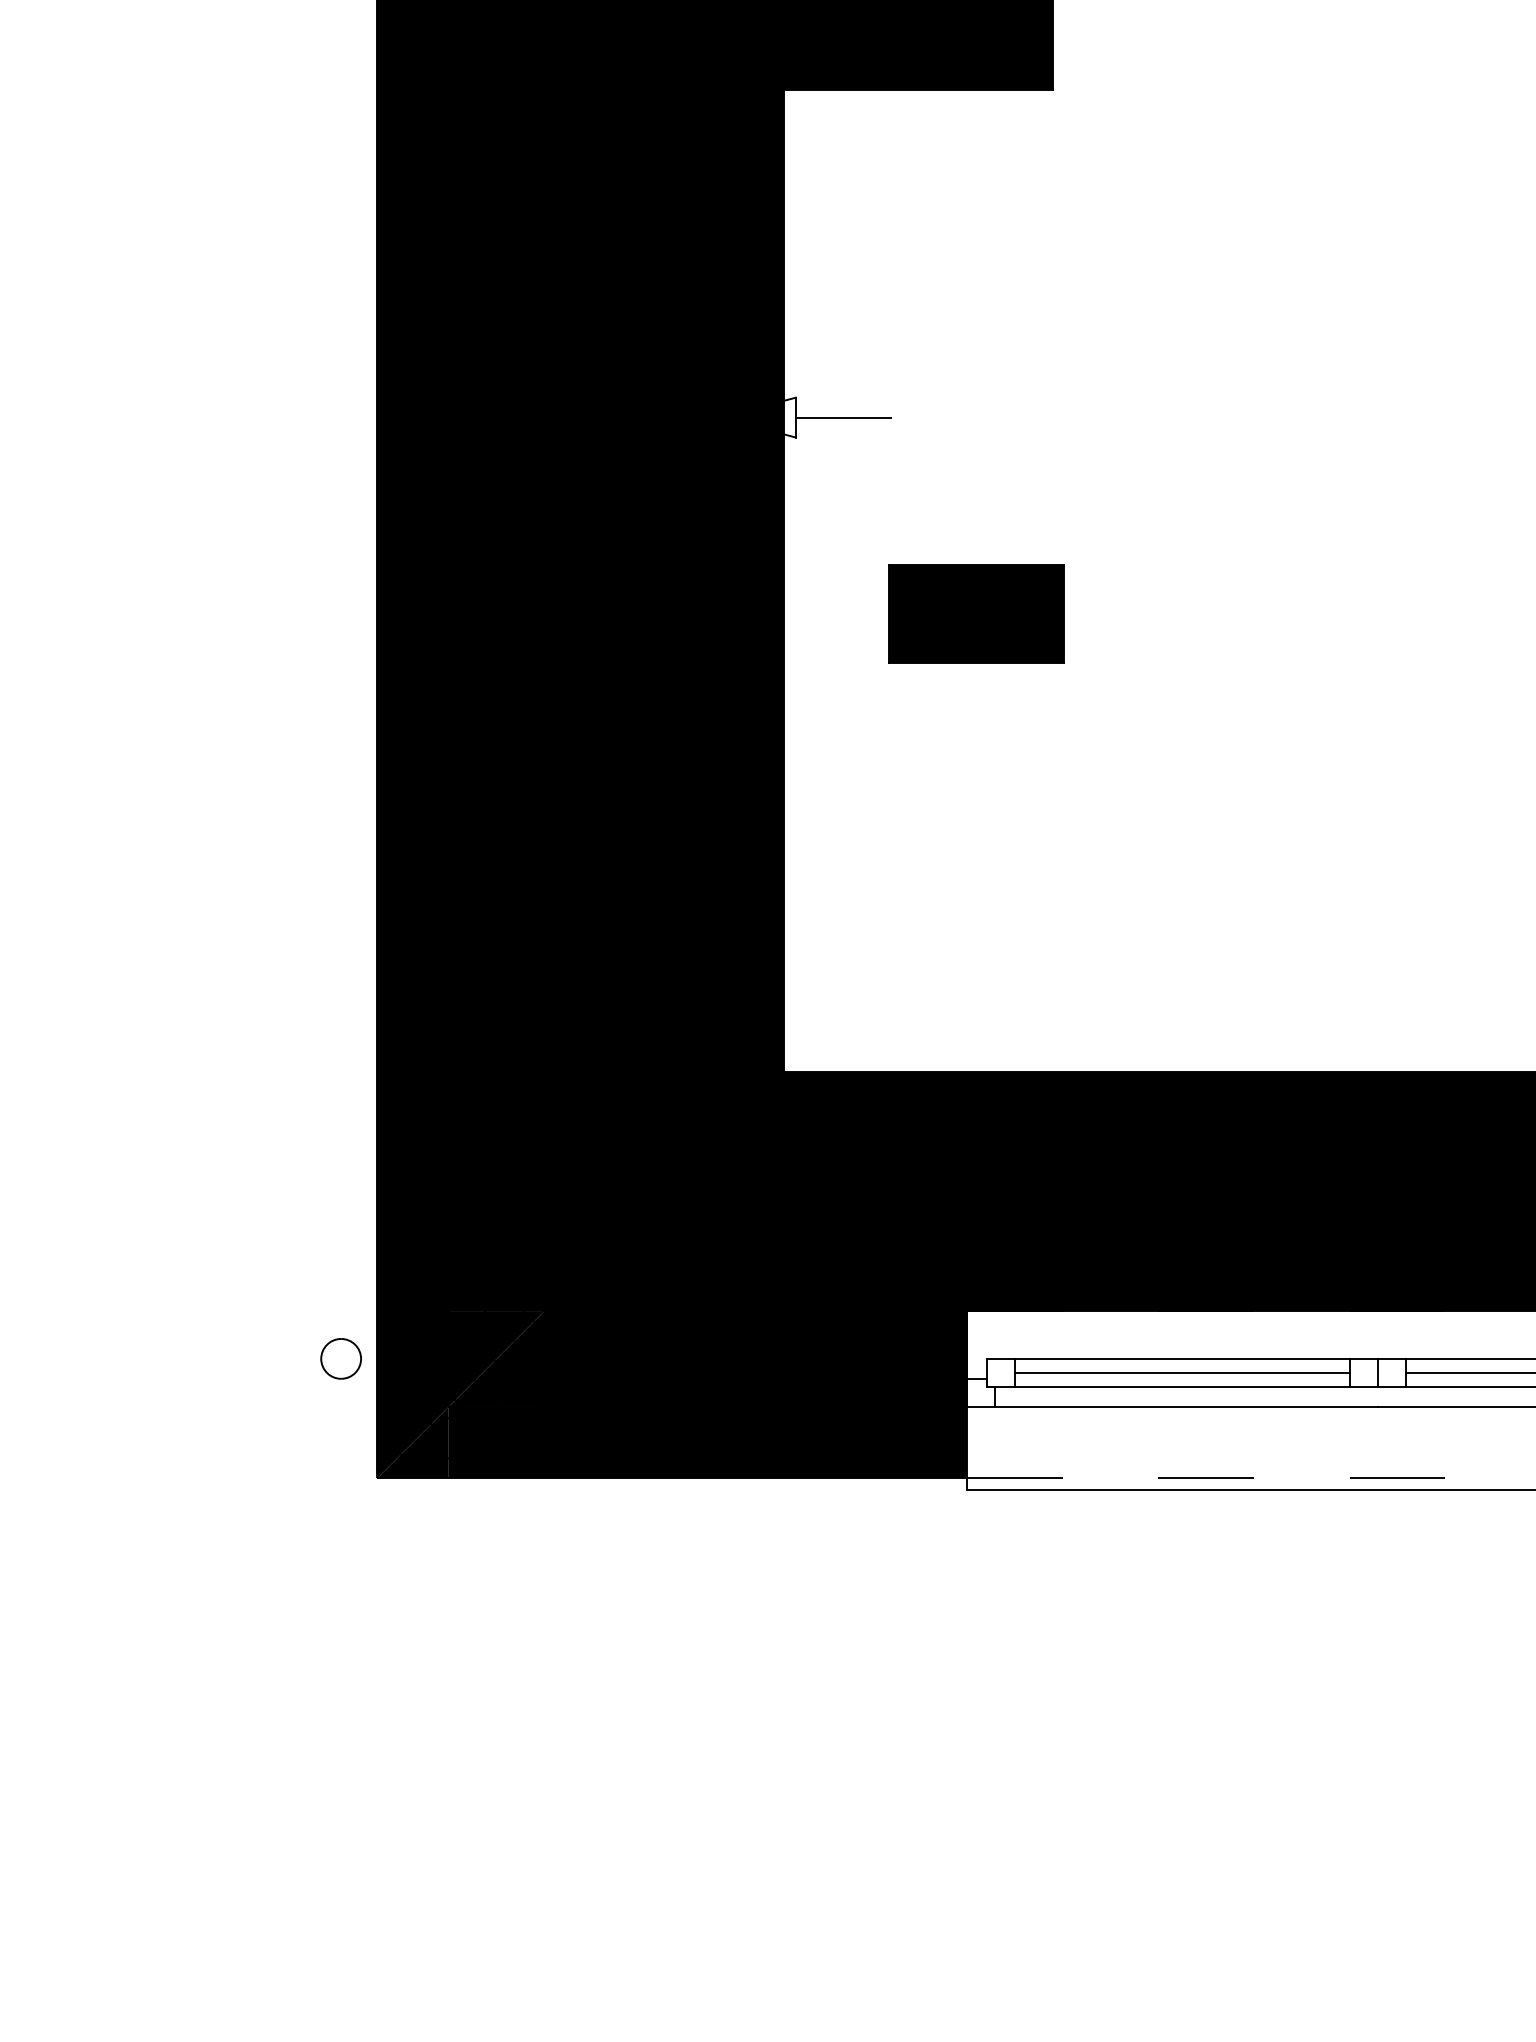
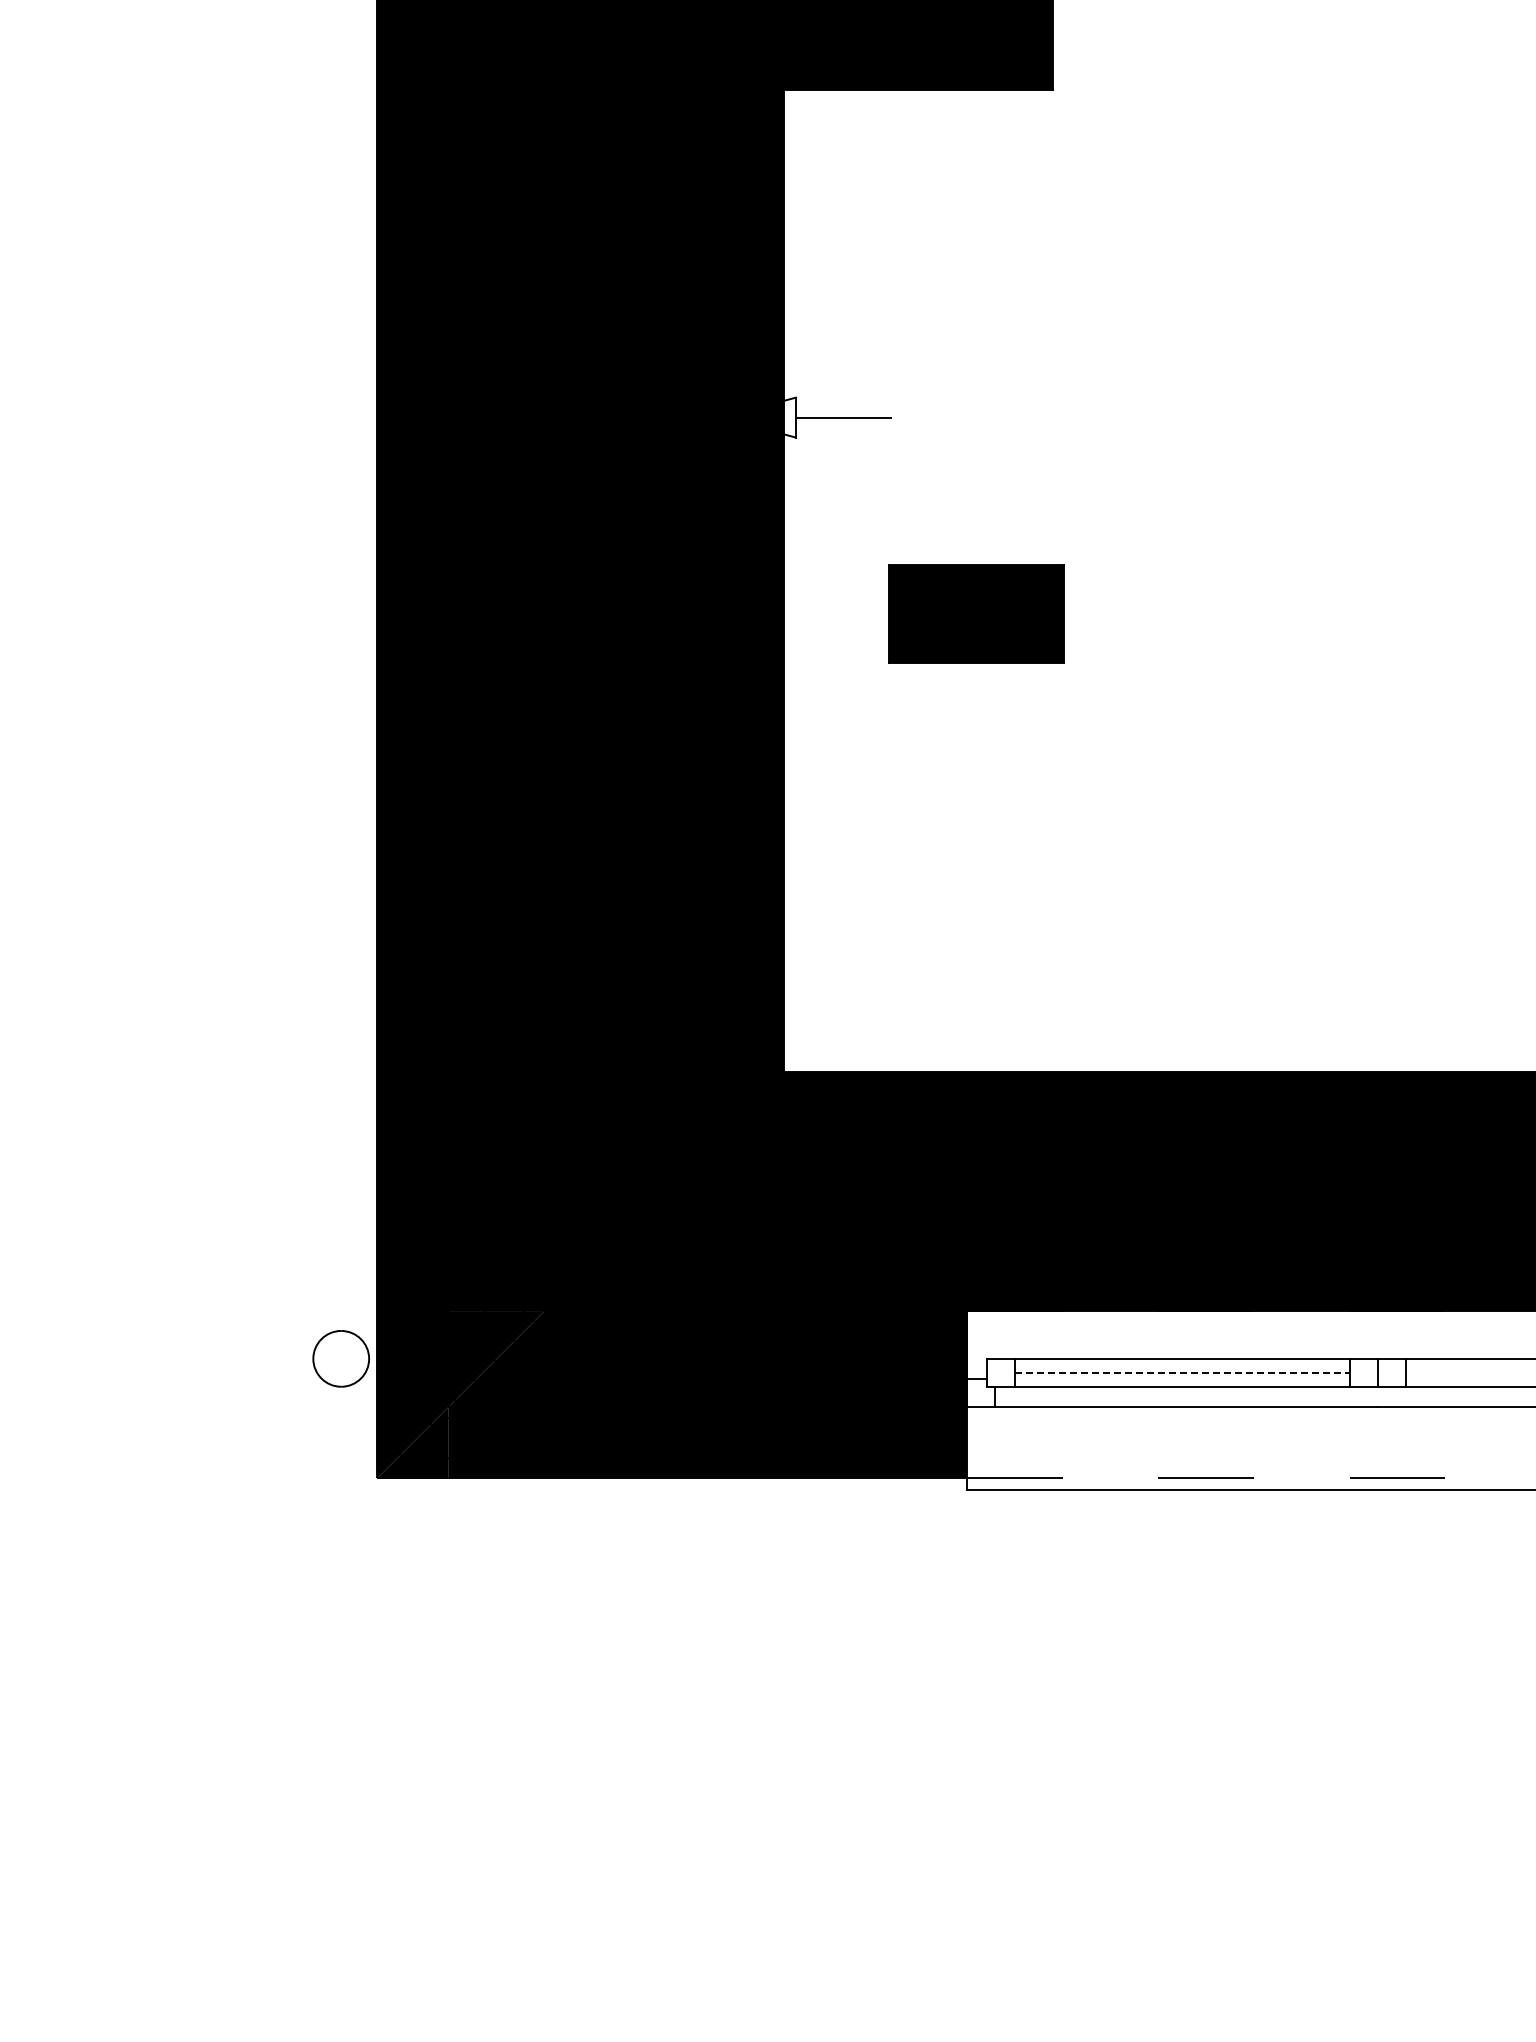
part size: 42x42 px -> 58x58 px (340, 1358)
line: solid -> dashed (1182, 1372)
line: present -> none (1468, 1372)
